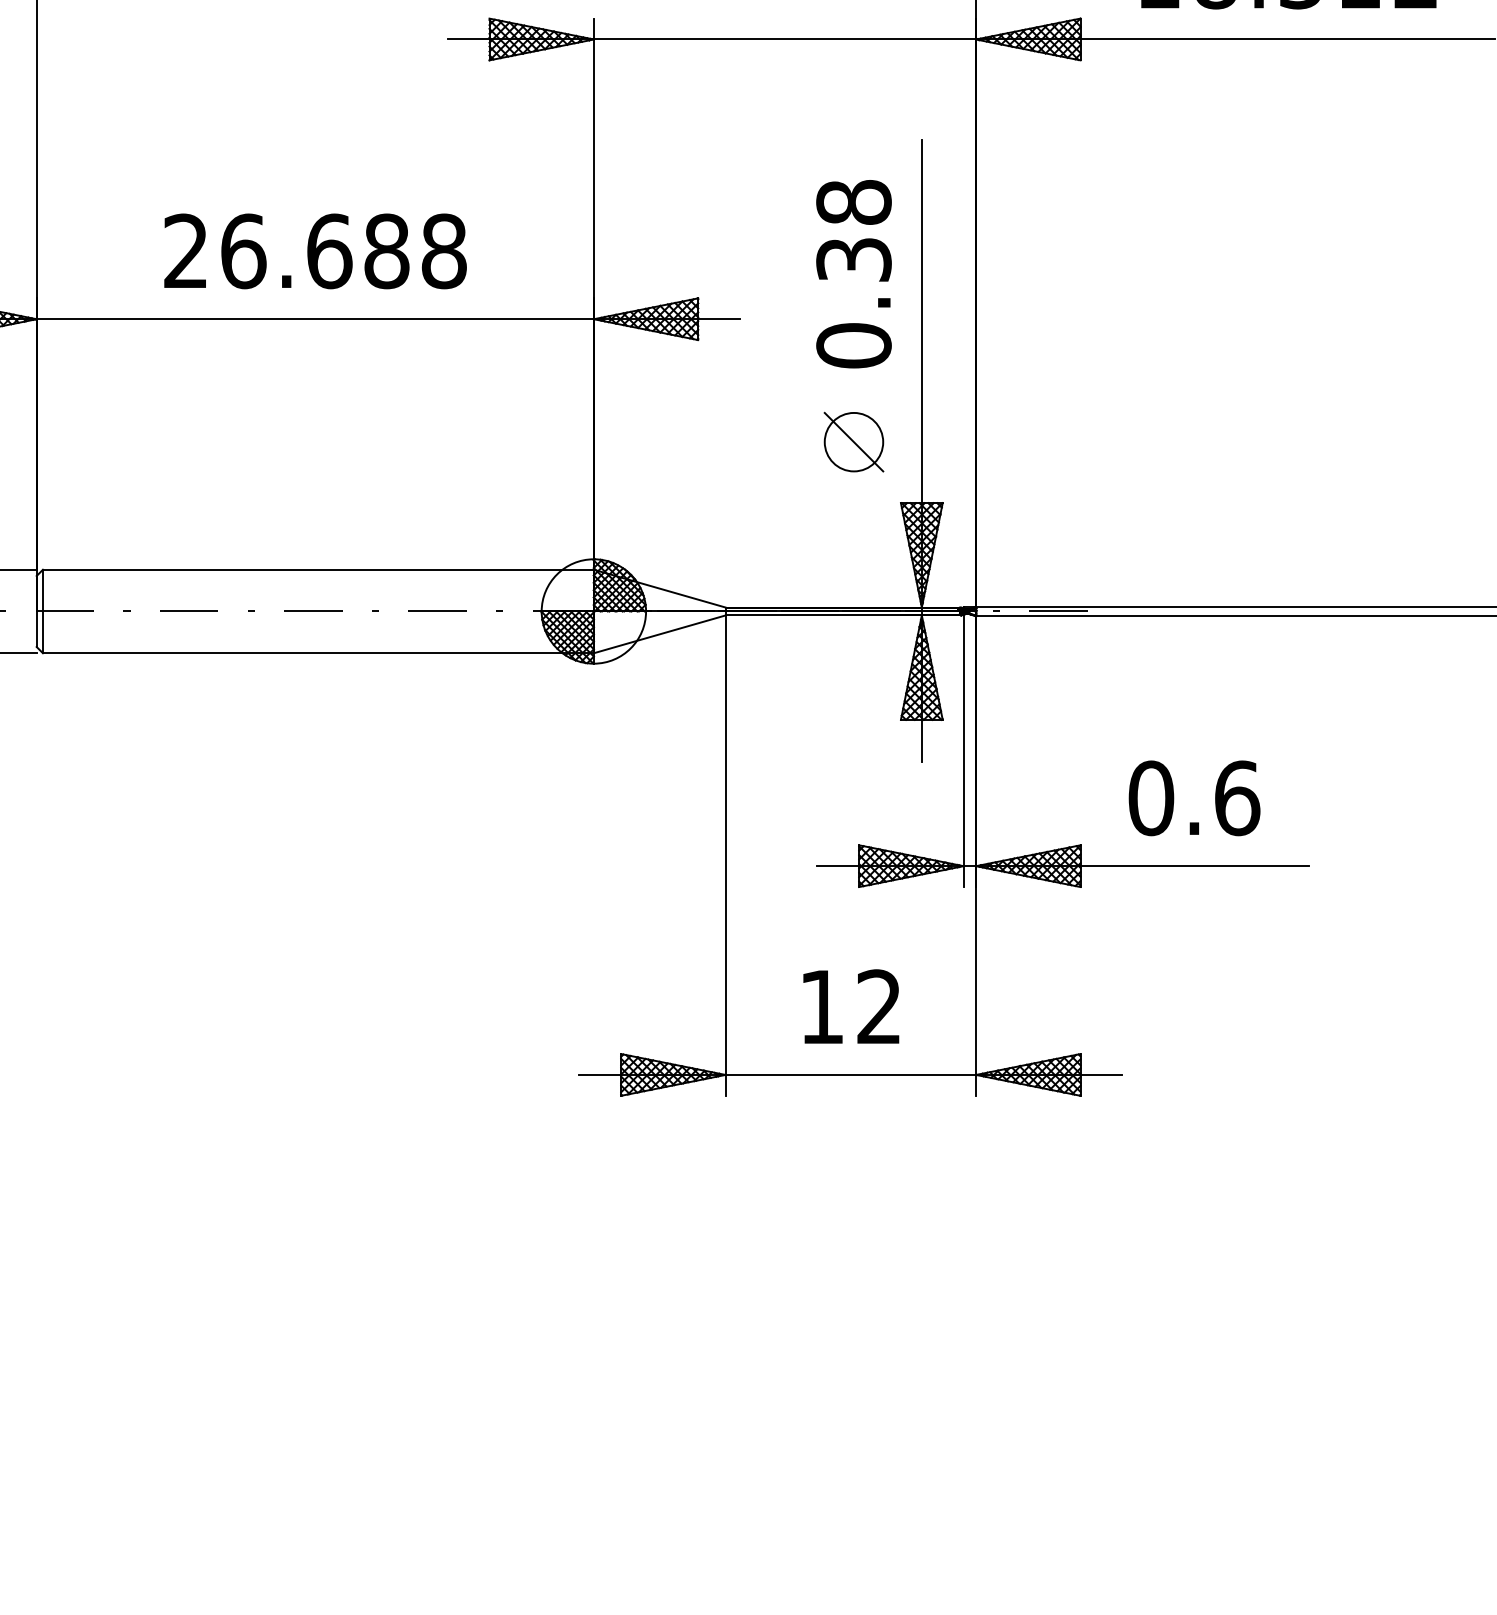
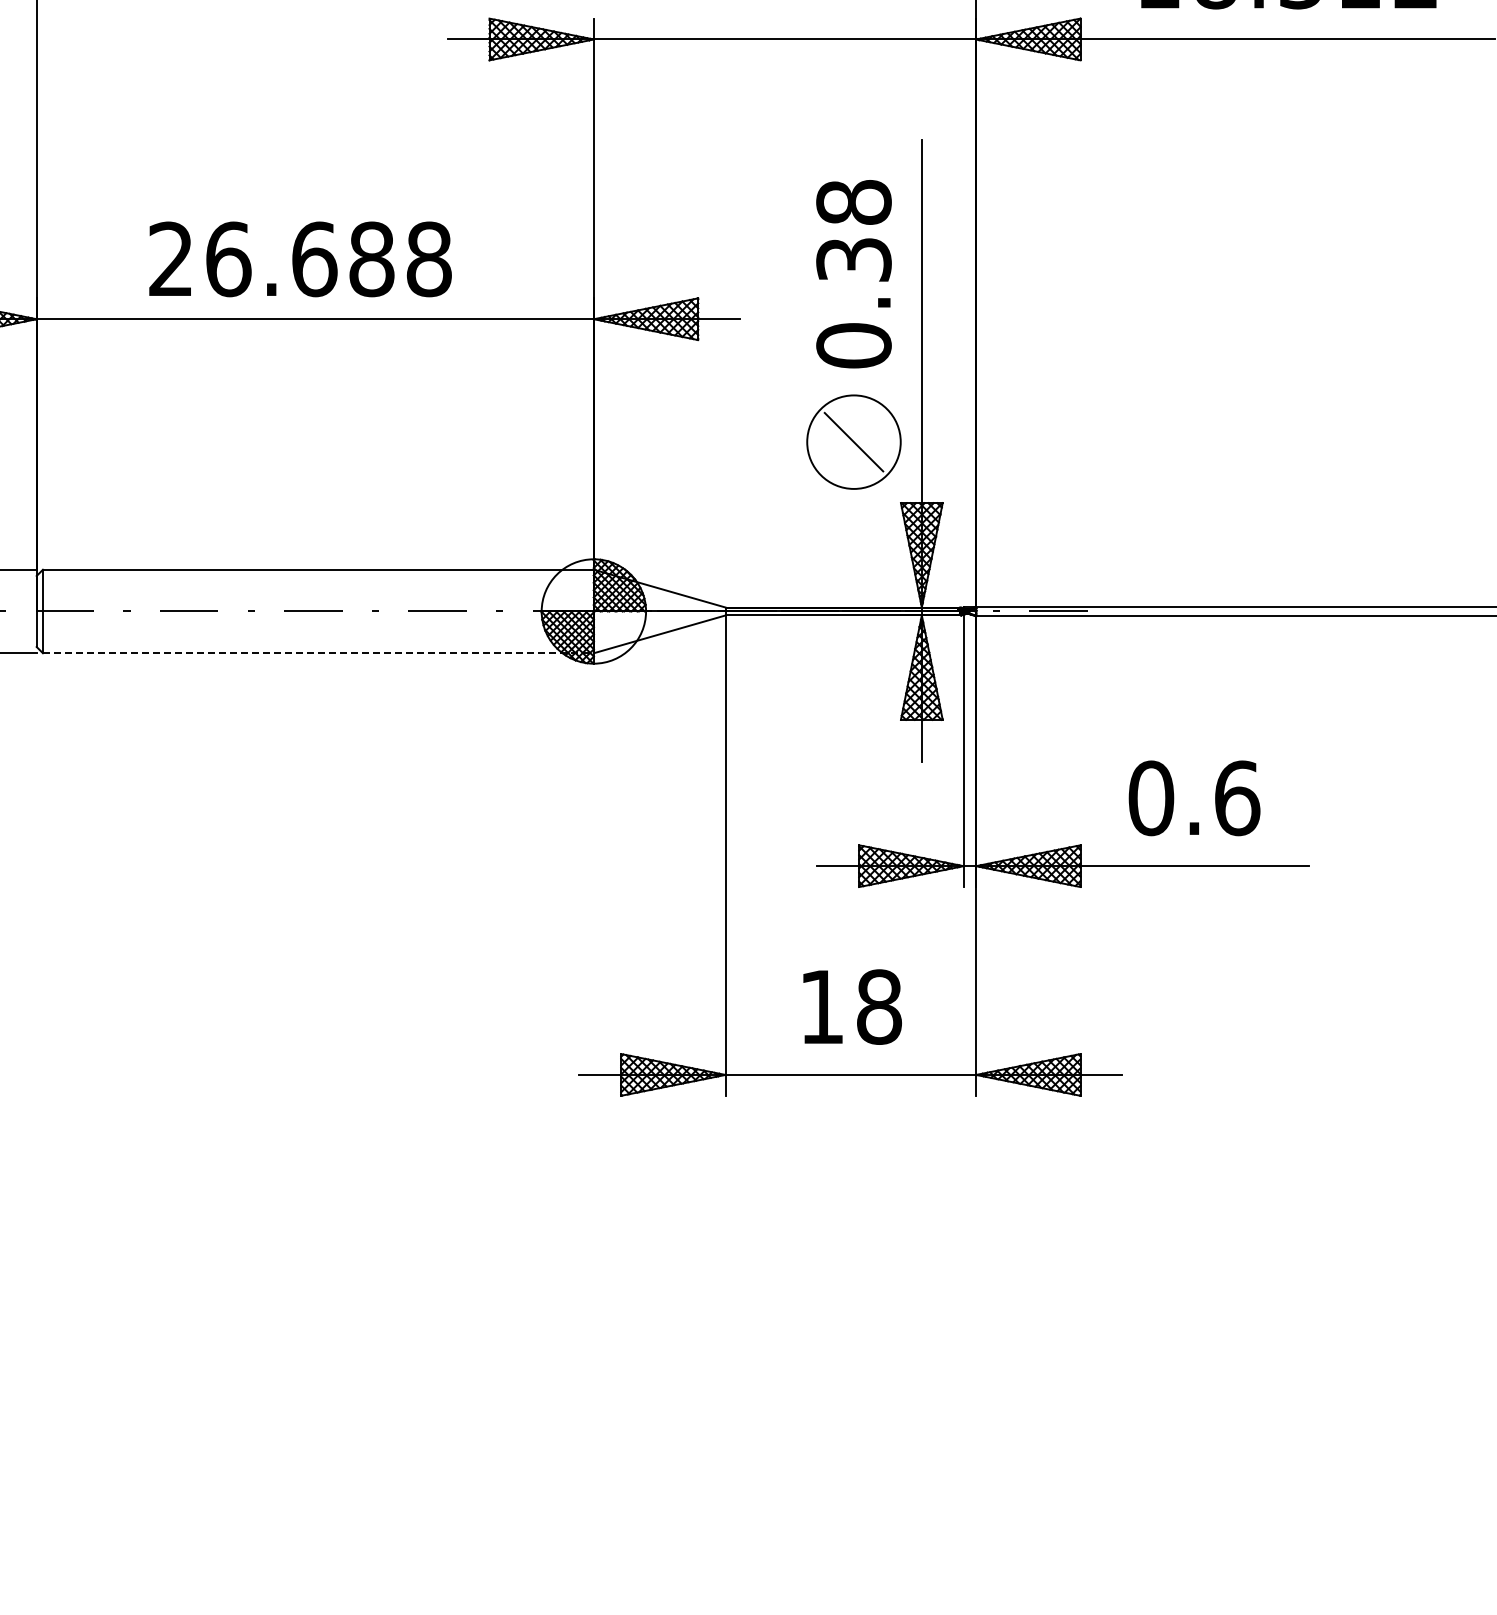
text position: (315, 251) -> (300, 259) (300, 259)
circle diameter: 58 px -> 94 px (853, 441)
line: solid -> dashed (318, 653)
text: 12 -> 18 (879, 1006)
